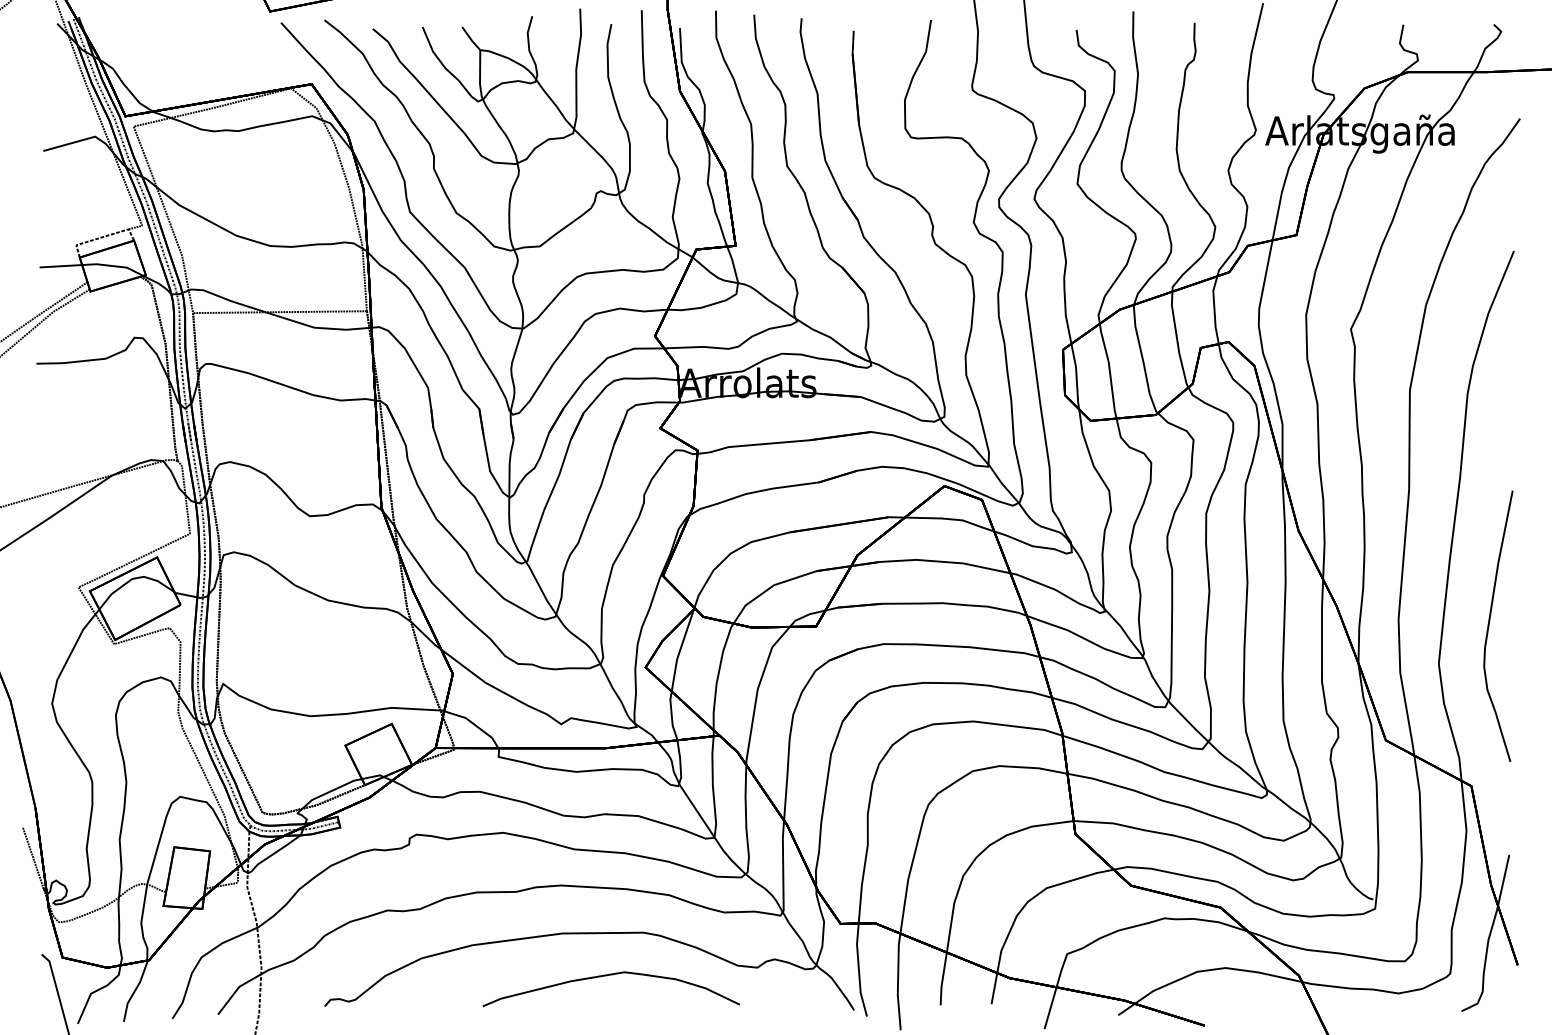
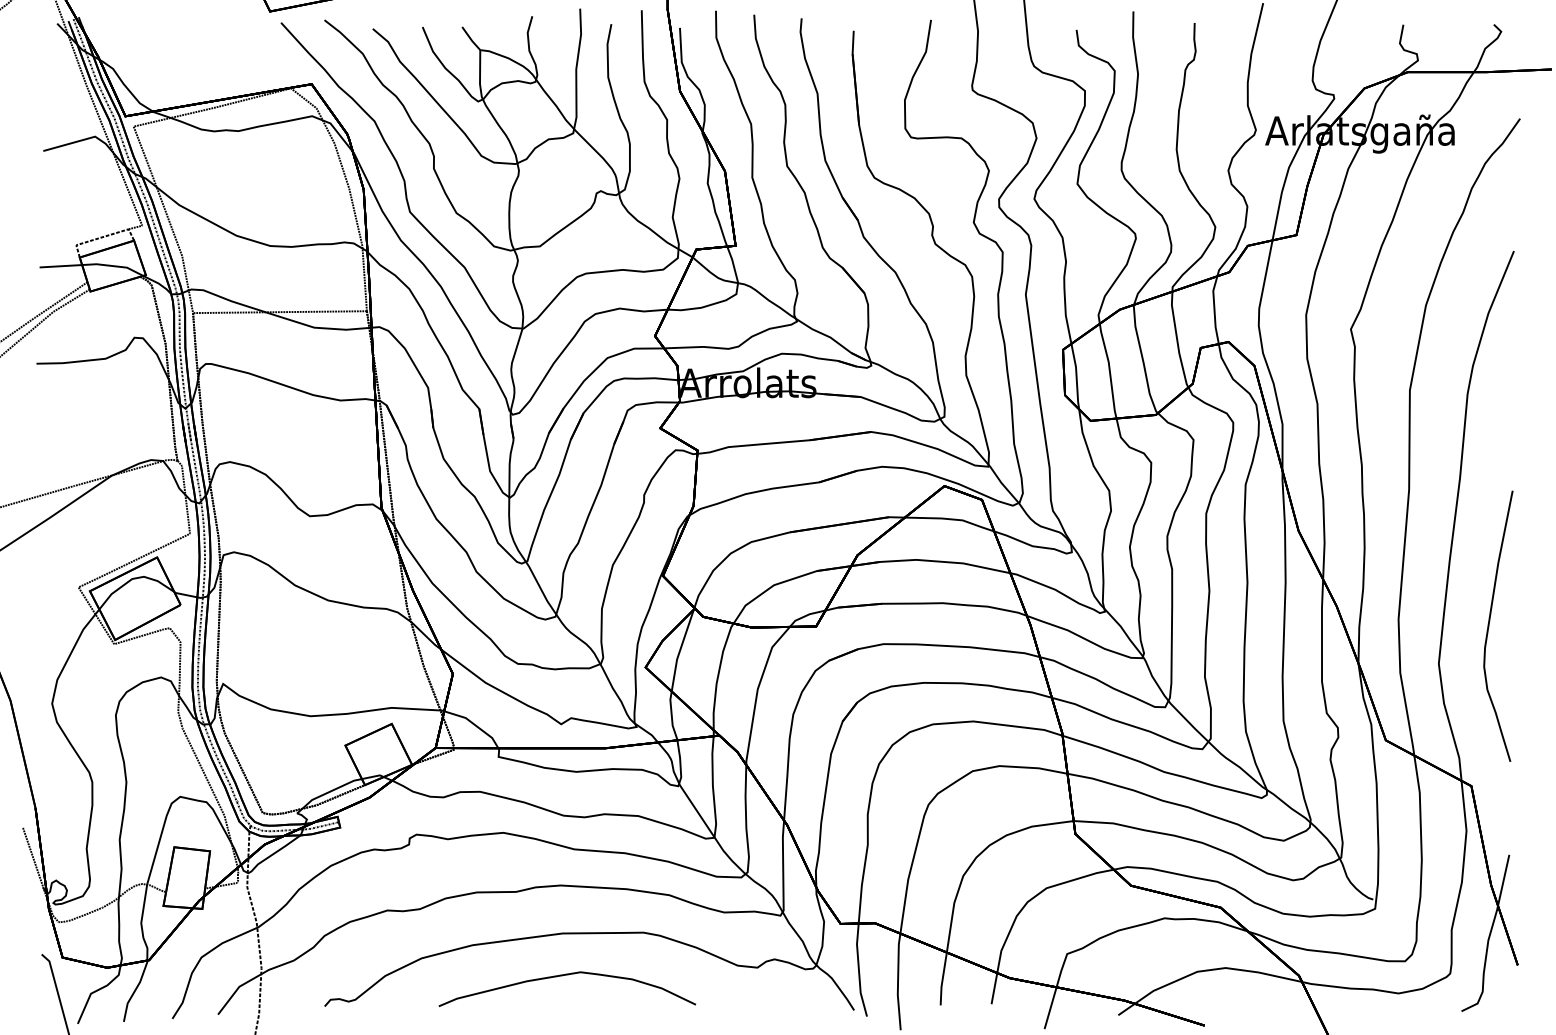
curve position: (611, 975) -> (567, 975) (567, 975)
